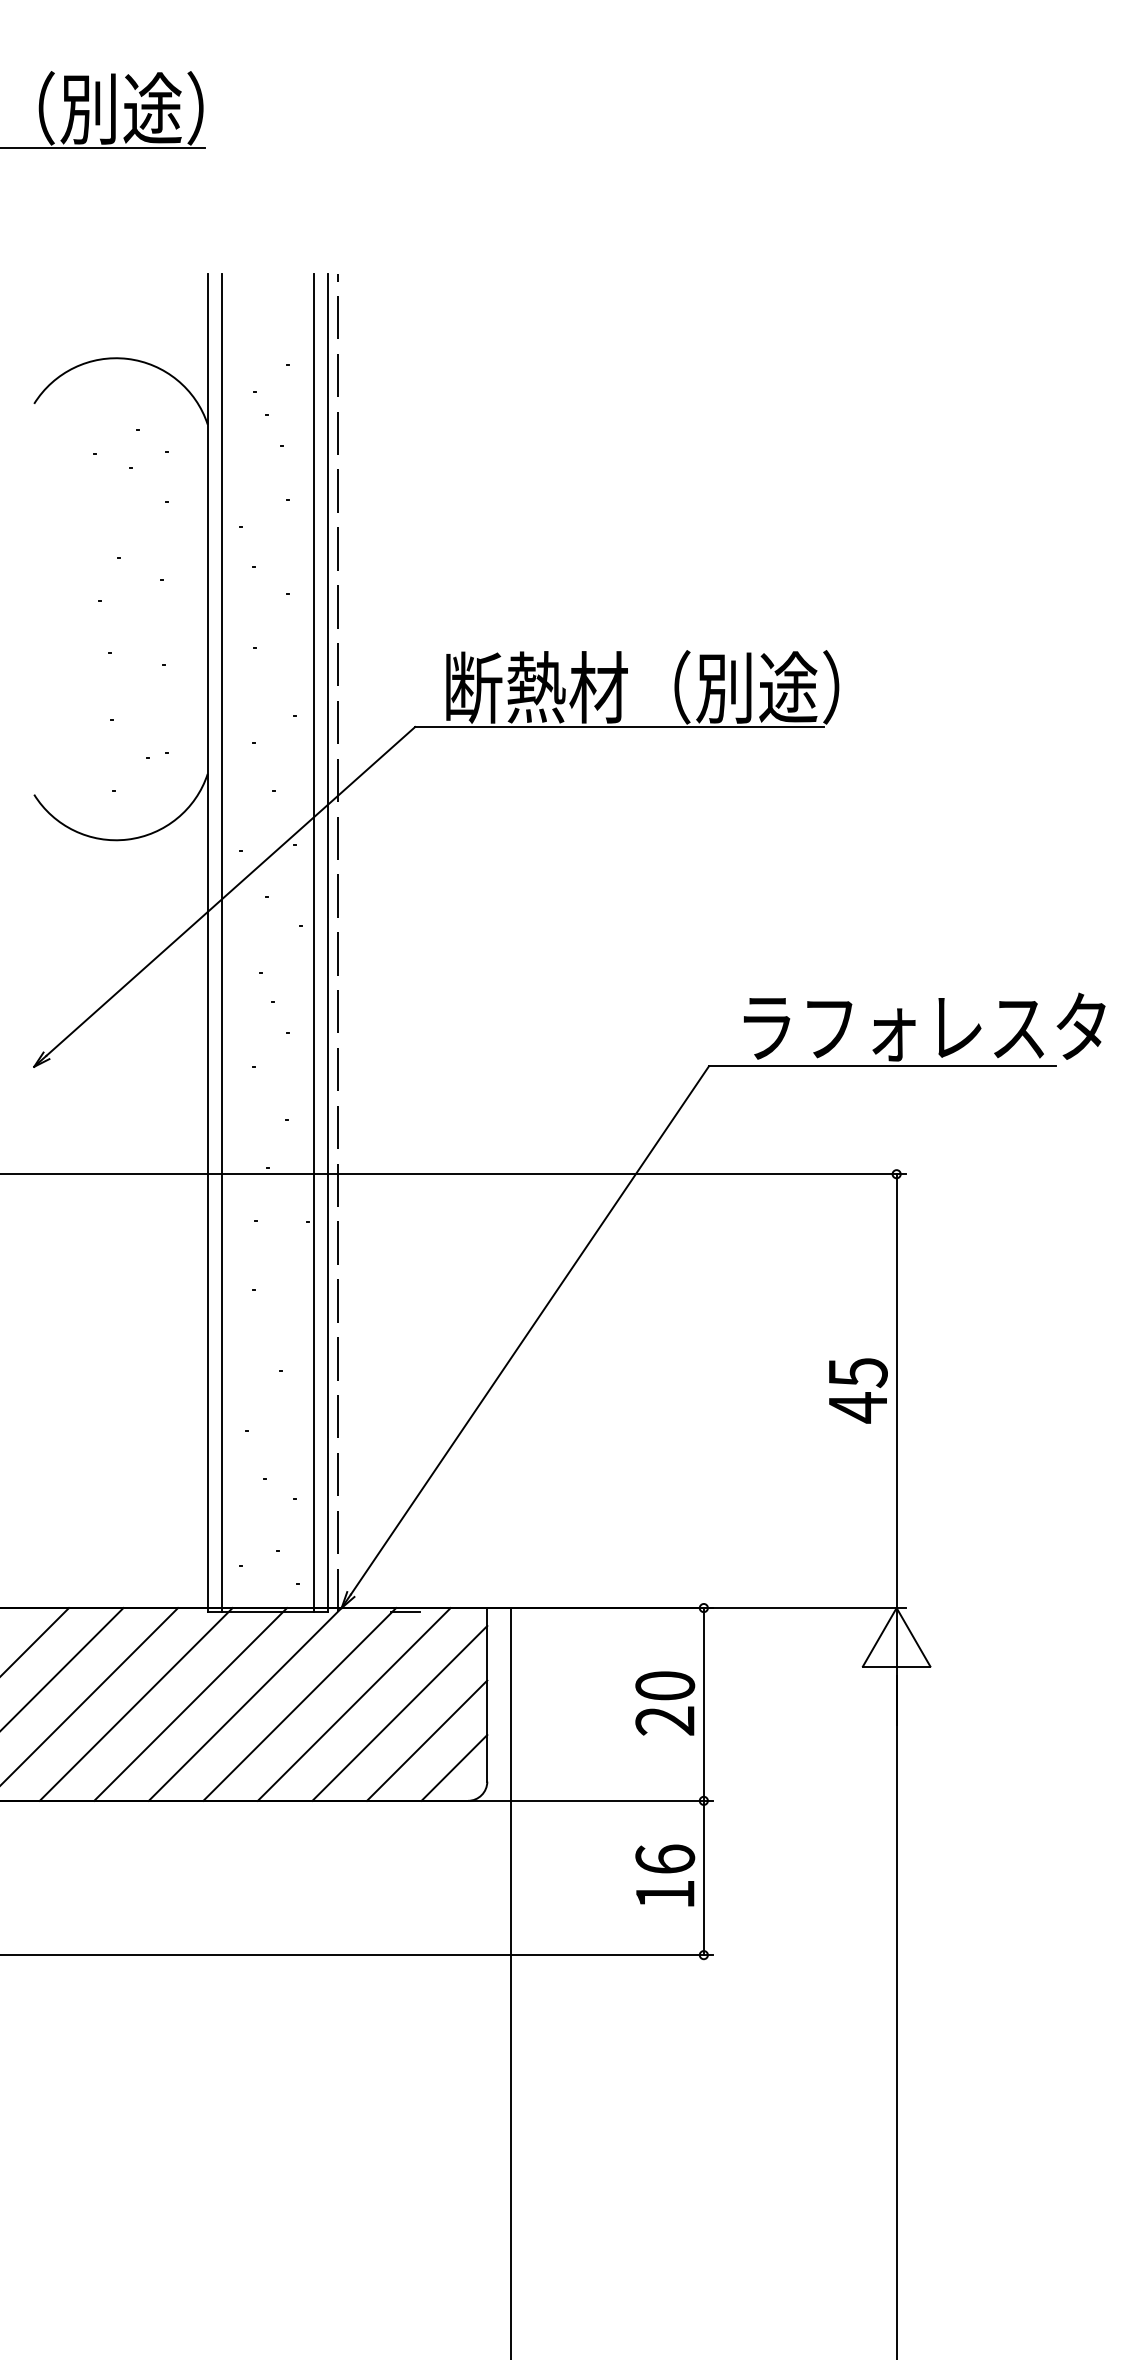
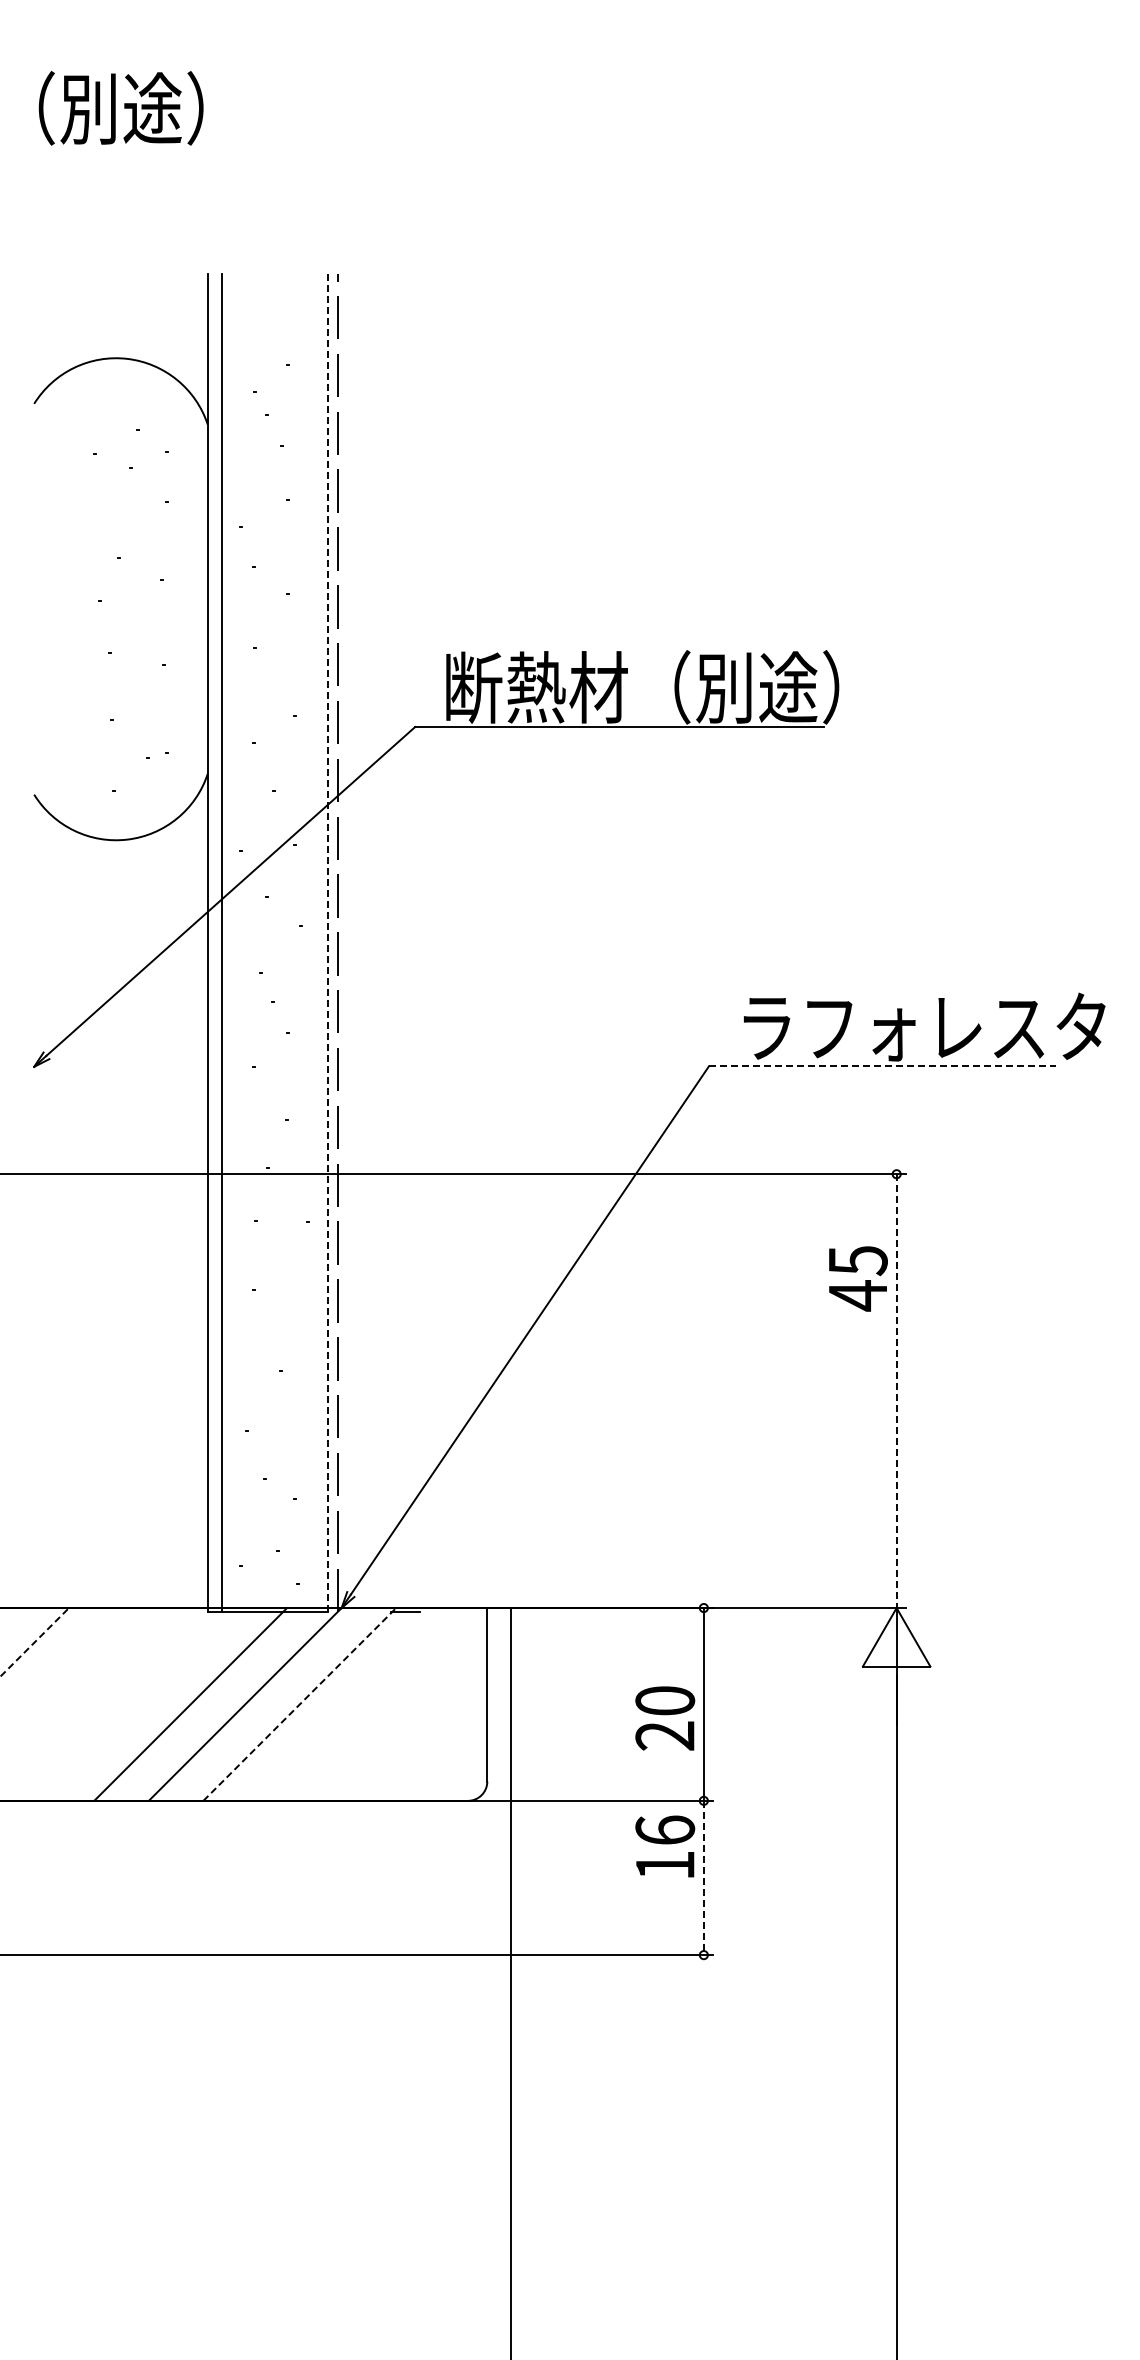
line: present -> none (103, 147)
line: present -> none (313, 942)
line: solid -> dashed (328, 942)
line: solid -> dashed (882, 1066)
text position: (858, 1390) -> (858, 1278) (858, 1278)
line: solid -> dashed (896, 1391)
line: solid -> dashed (35, 1641)
line: present -> none (62, 1668)
line: present -> none (90, 1695)
text position: (665, 1703) -> (665, 1718) (665, 1718)
line: present -> none (135, 1704)
line: solid -> dashed (300, 1704)
line: present -> none (353, 1704)
line: present -> none (399, 1712)
line: present -> none (427, 1740)
line: present -> none (454, 1767)
text position: (665, 1875) -> (665, 1846) (665, 1846)
line: solid -> dashed (703, 1878)
